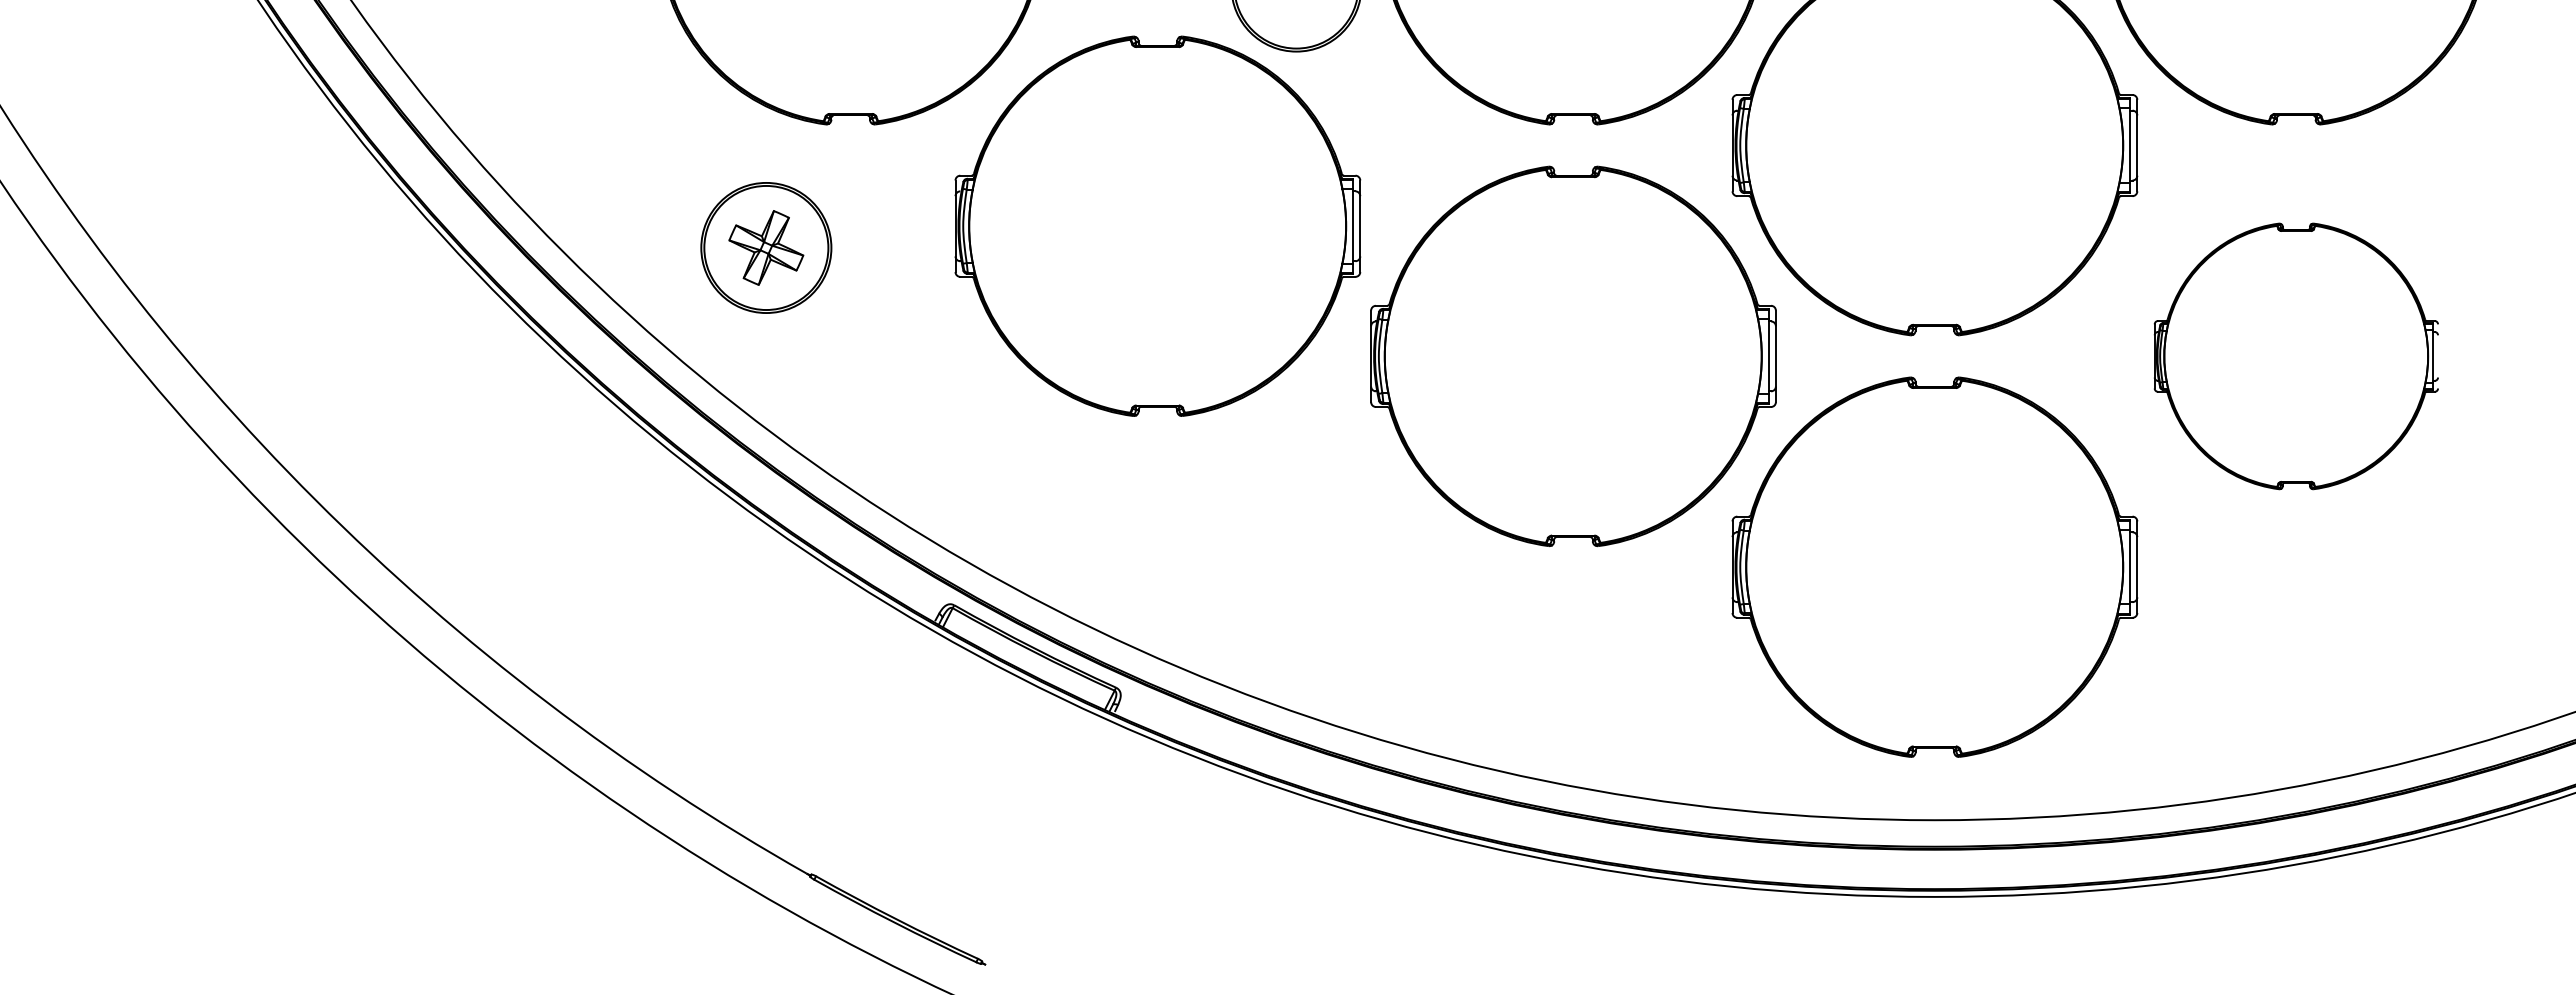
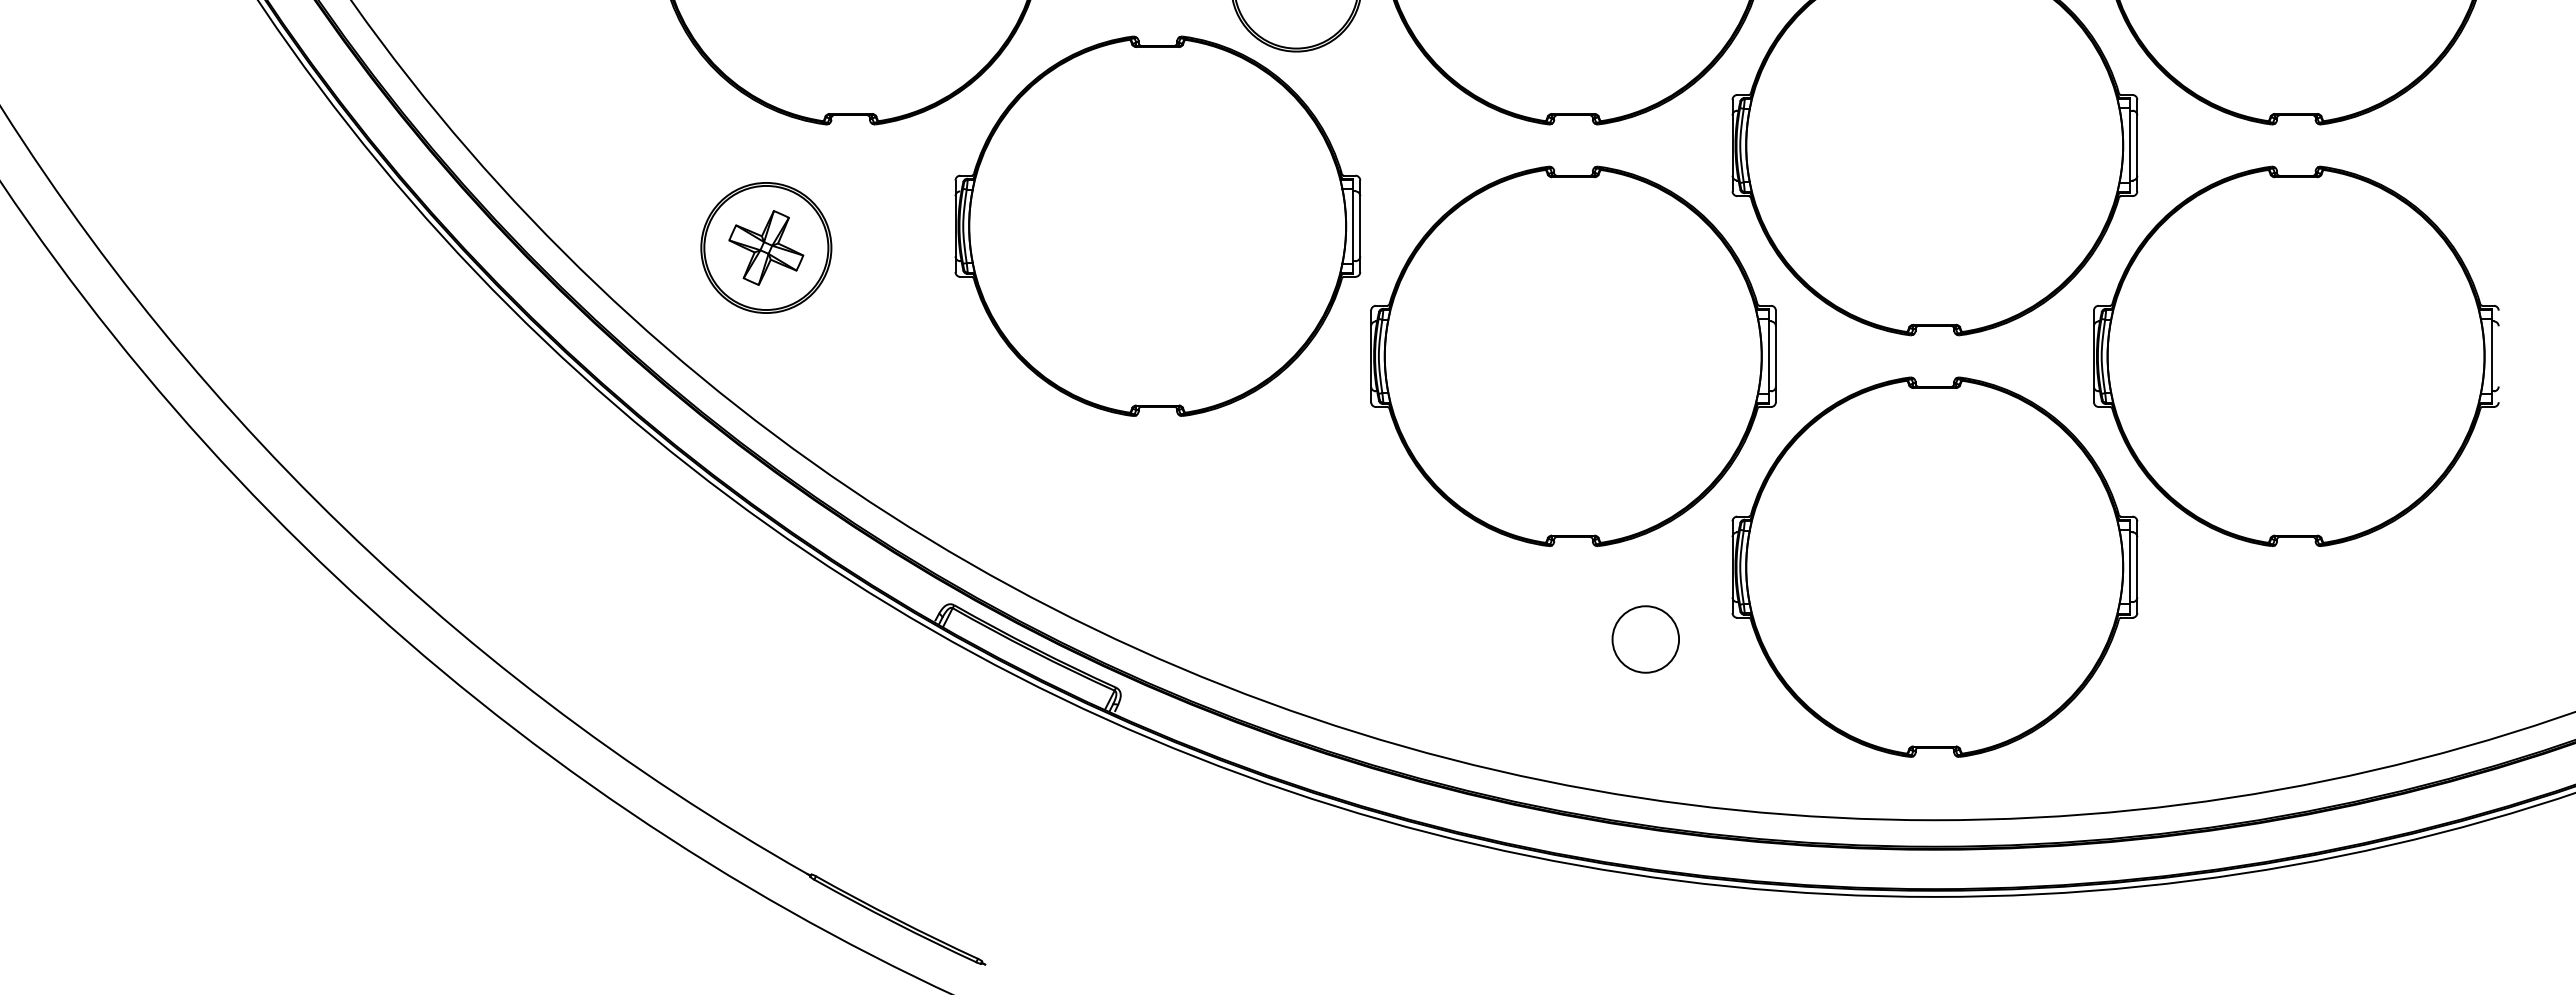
part size: 286x269 px -> 407x383 px (2296, 356)
circle: none -> present (1645, 639)
